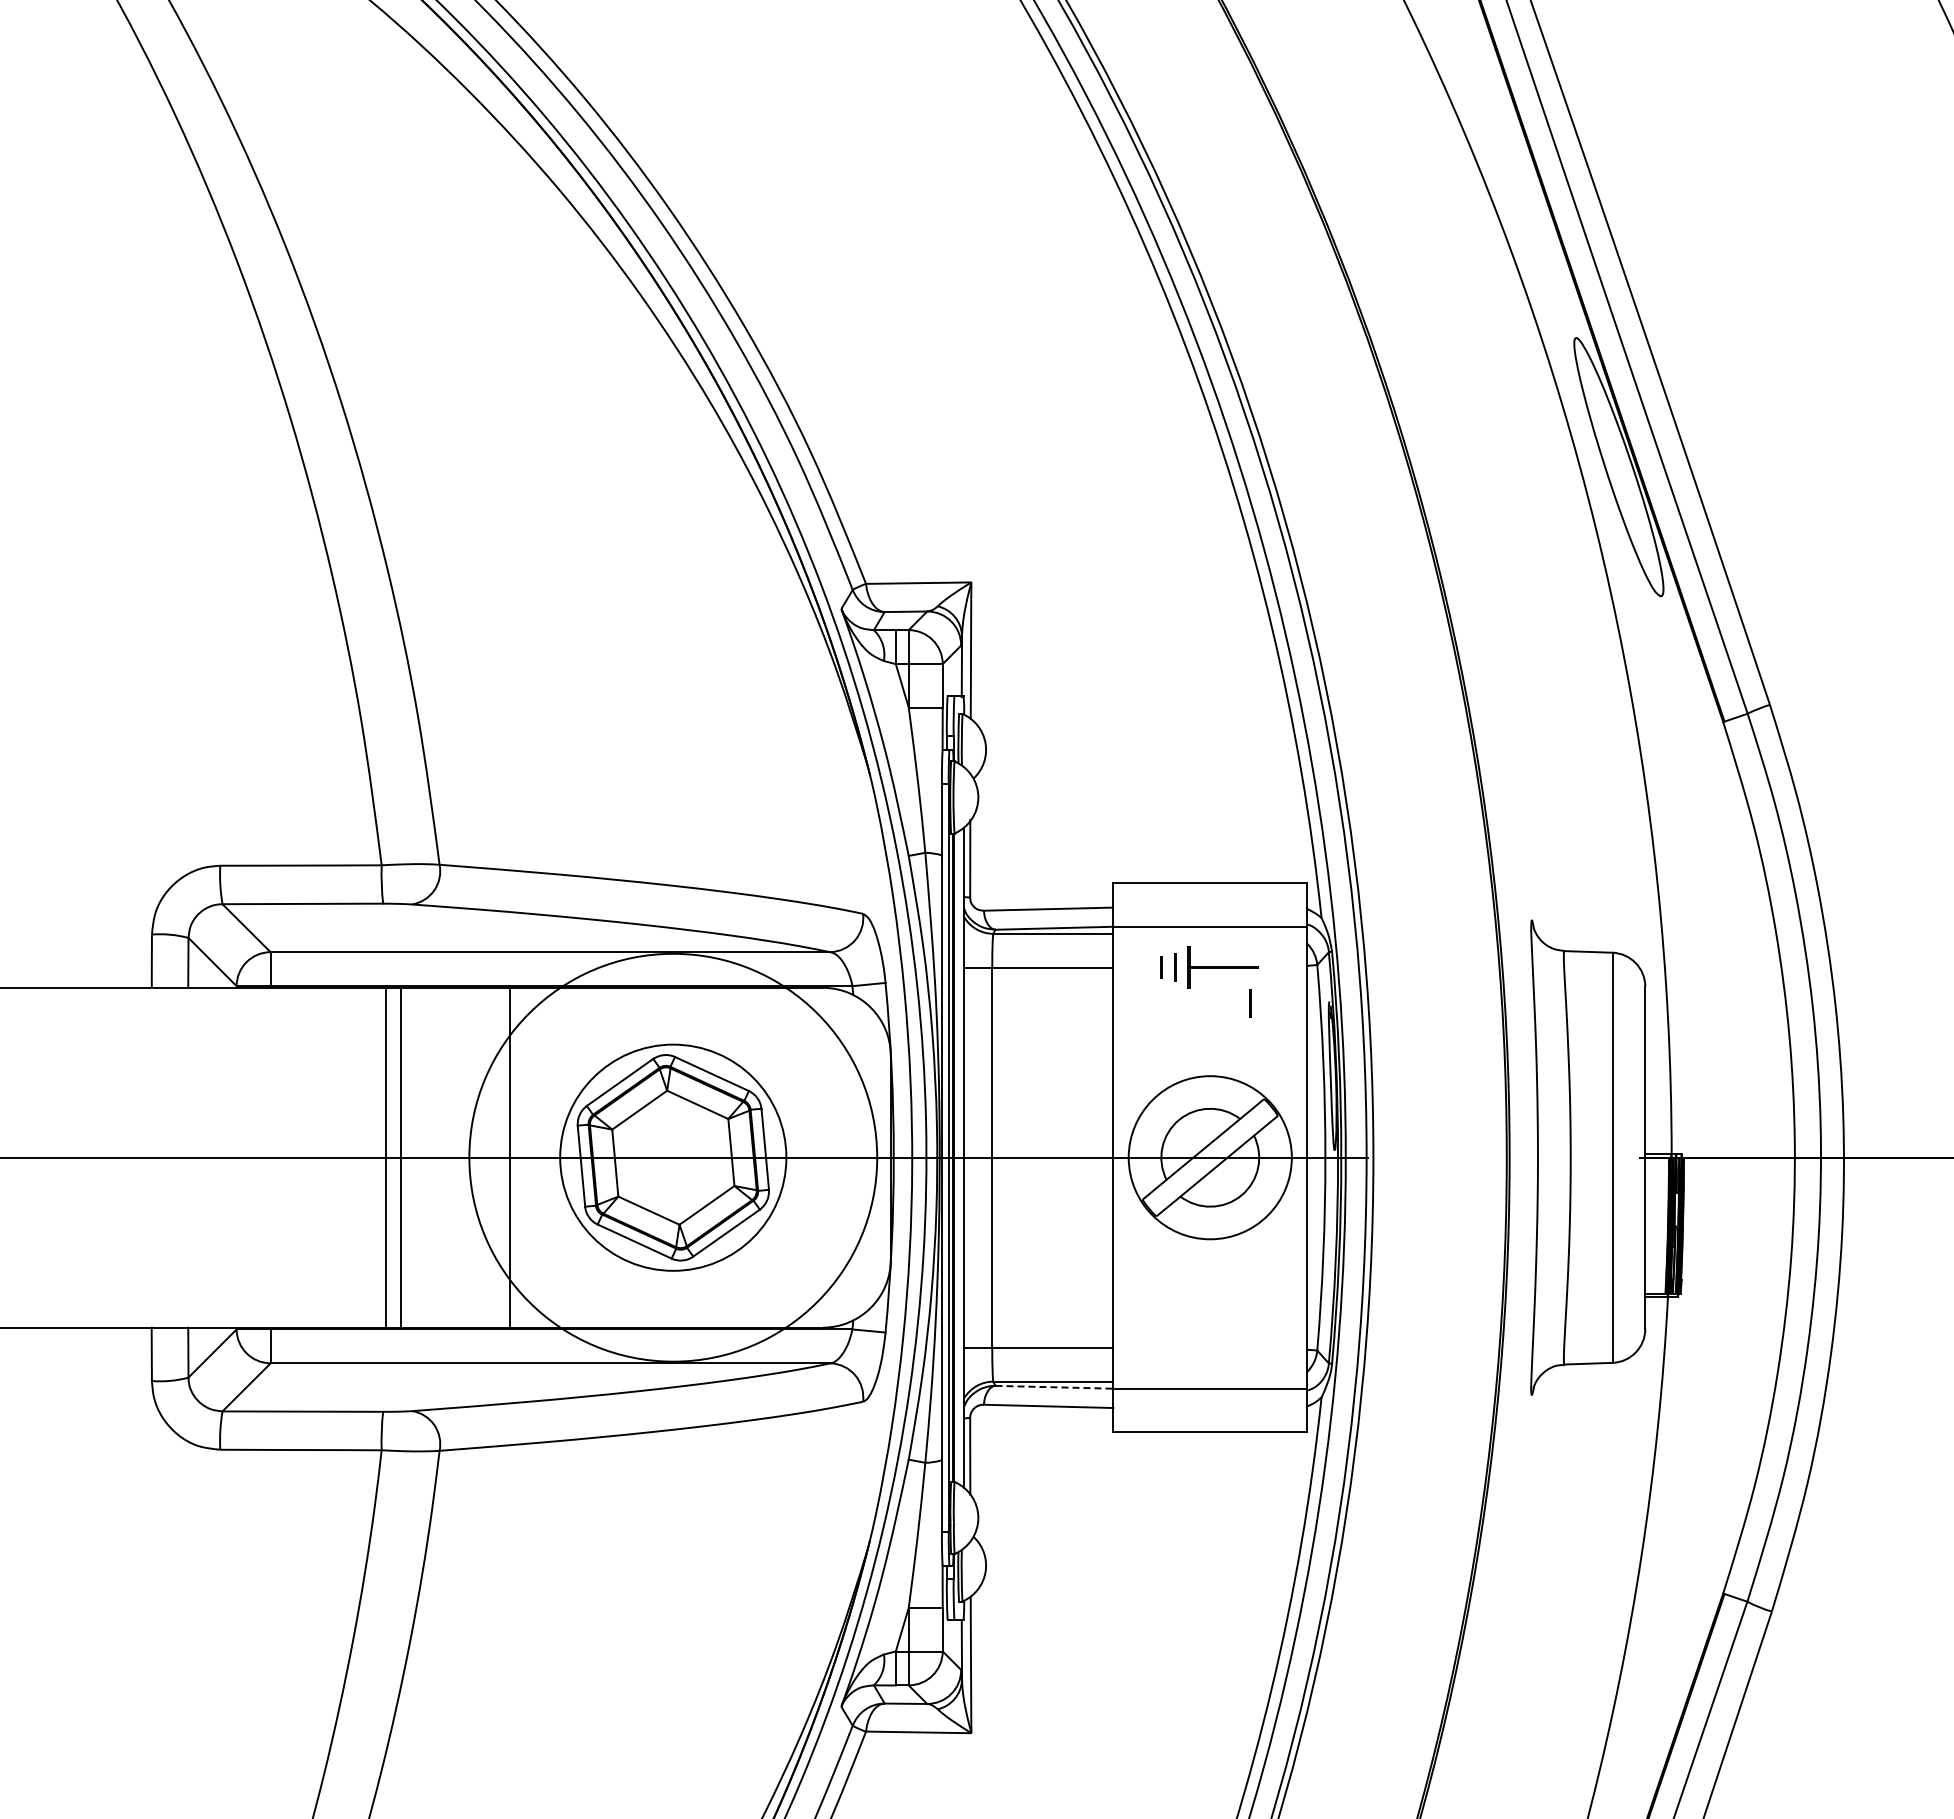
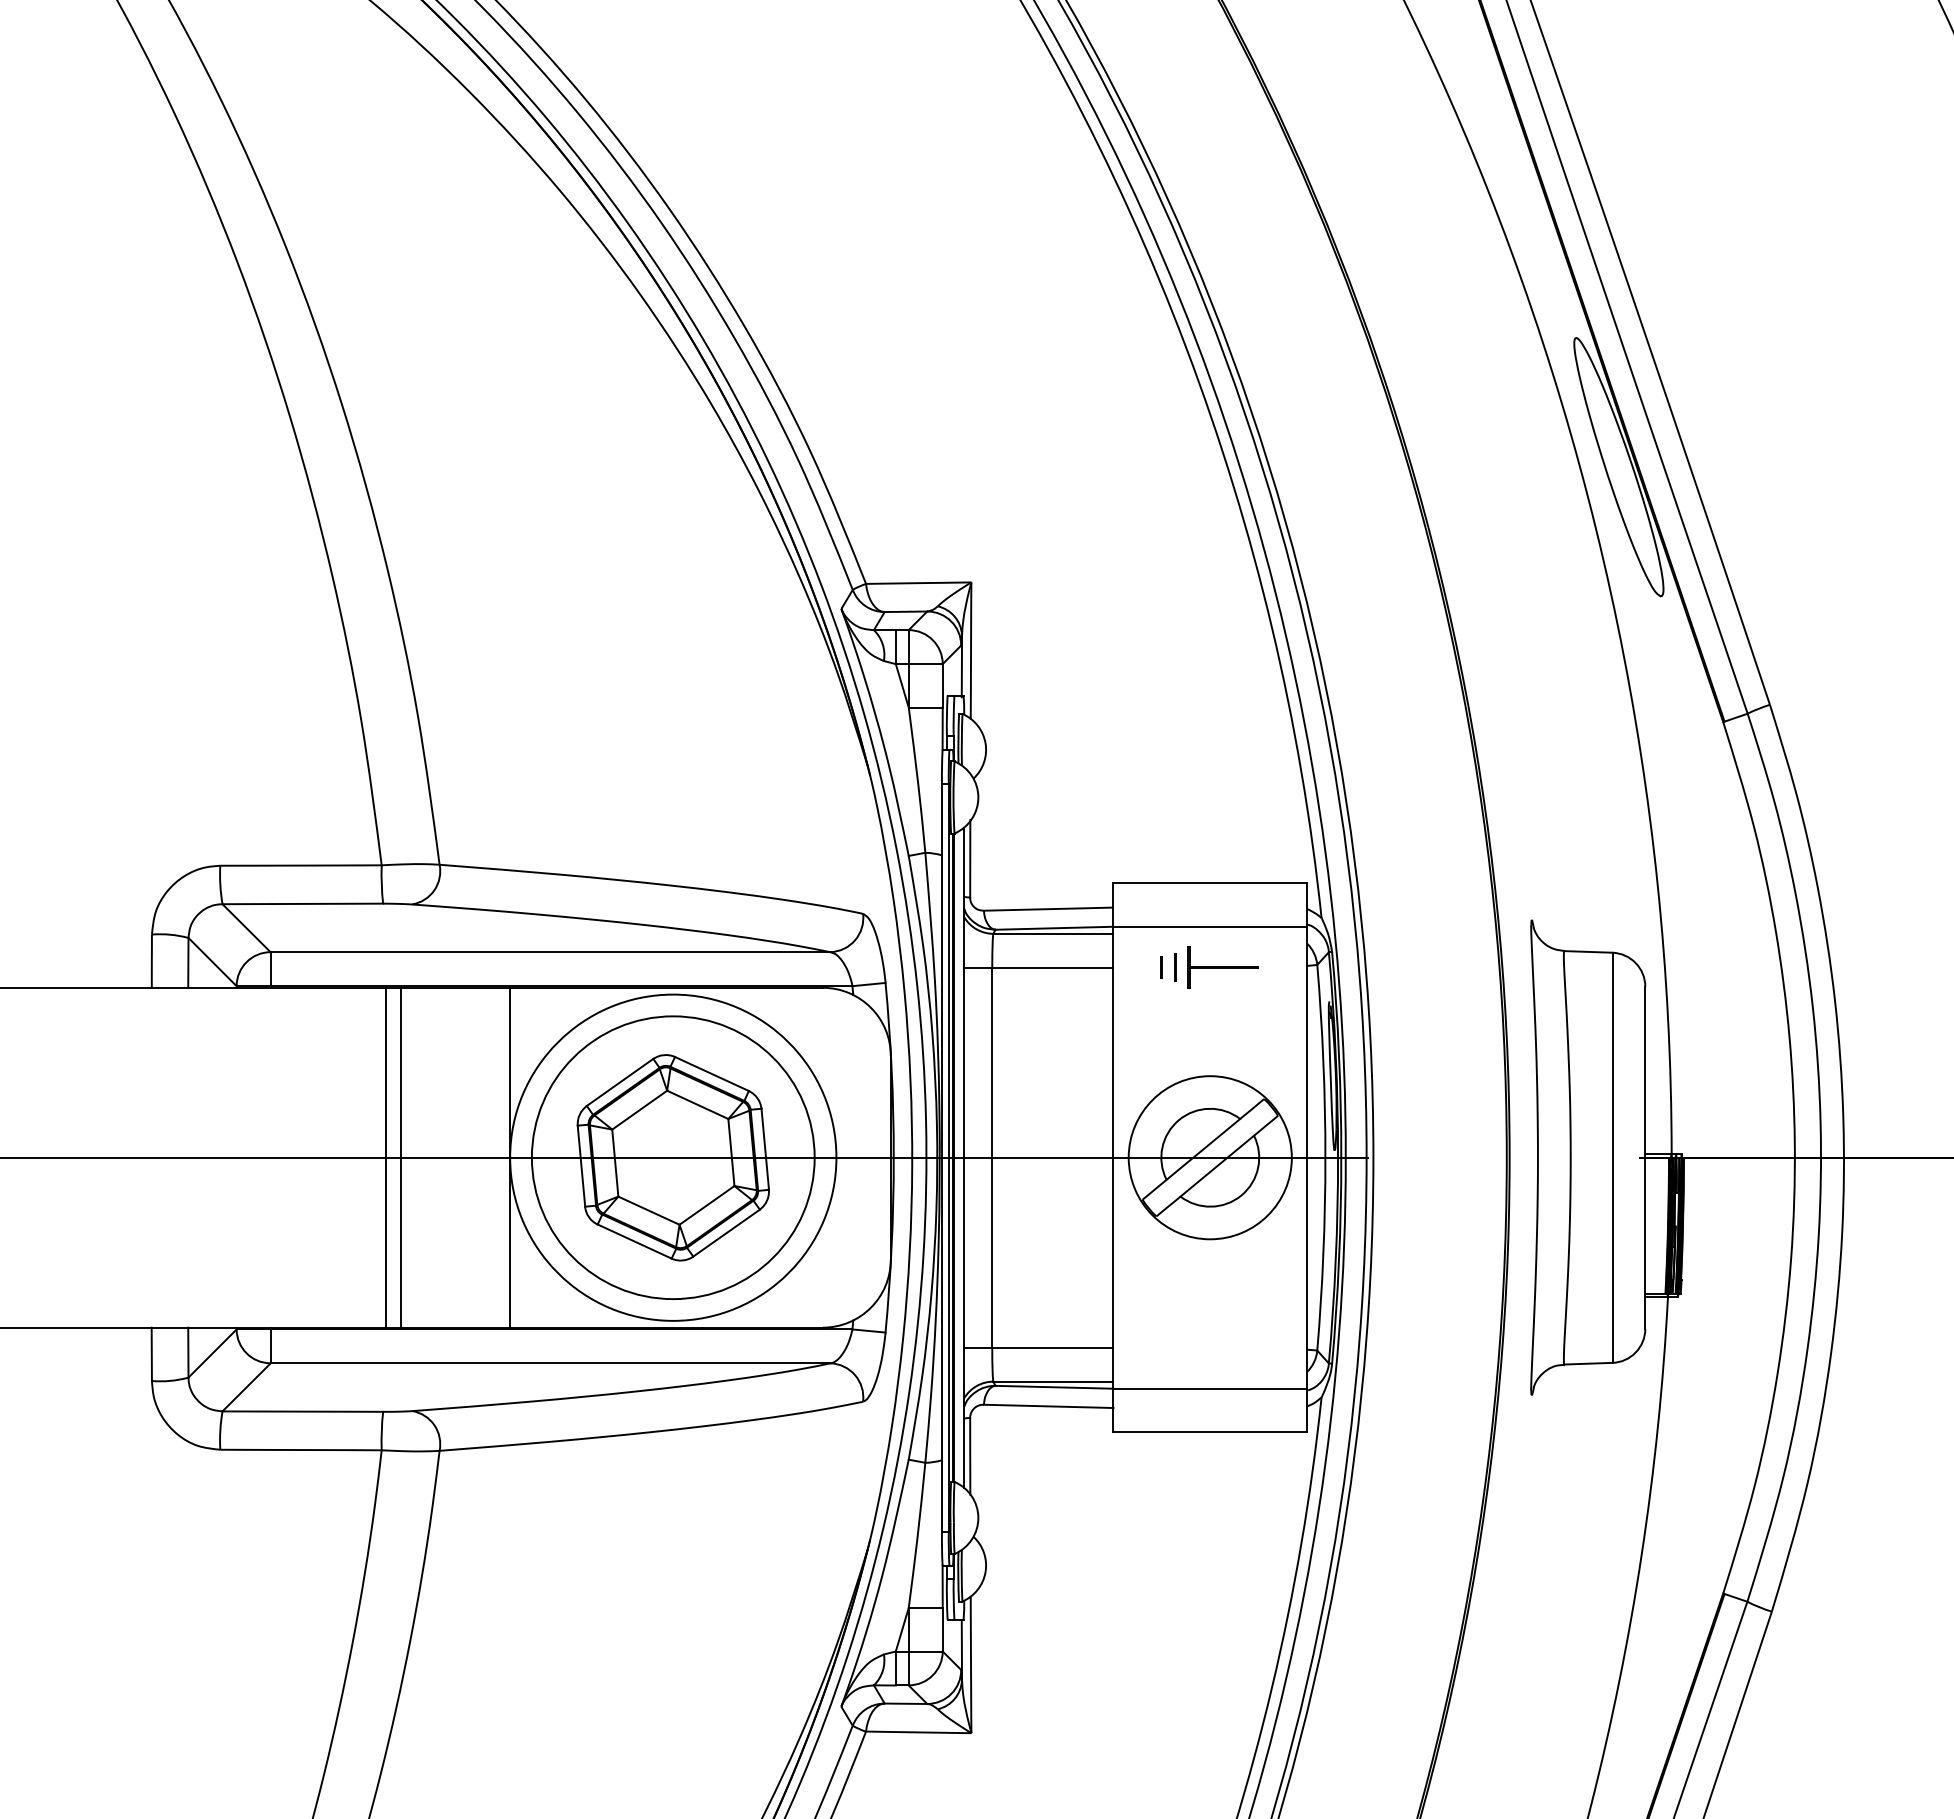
line: present -> none (1250, 1003)
circle diameter: 226 px -> 283 px (672, 1157)
circle diameter: 408 px -> 326 px (673, 1157)
line: dashed -> solid (1054, 1387)
